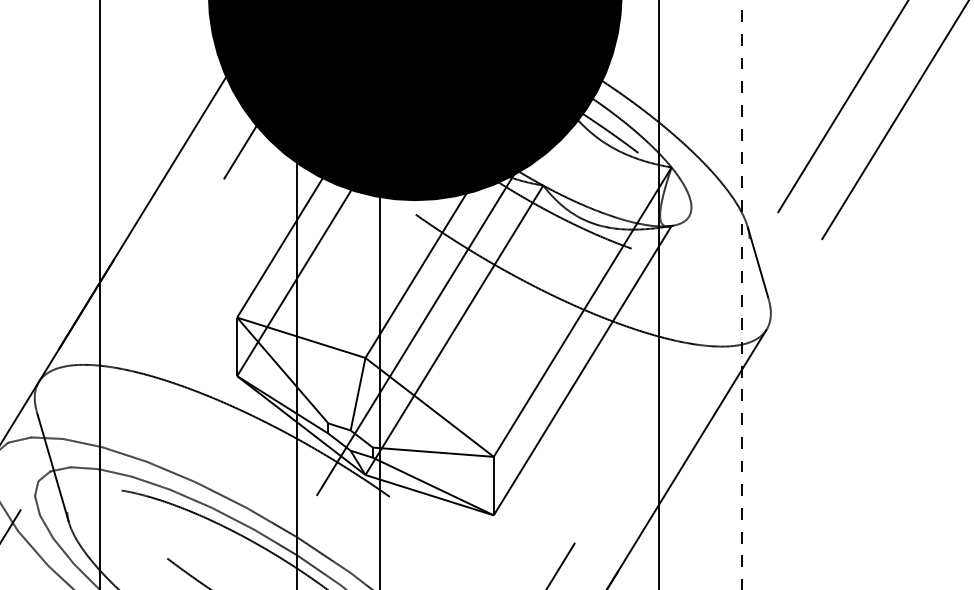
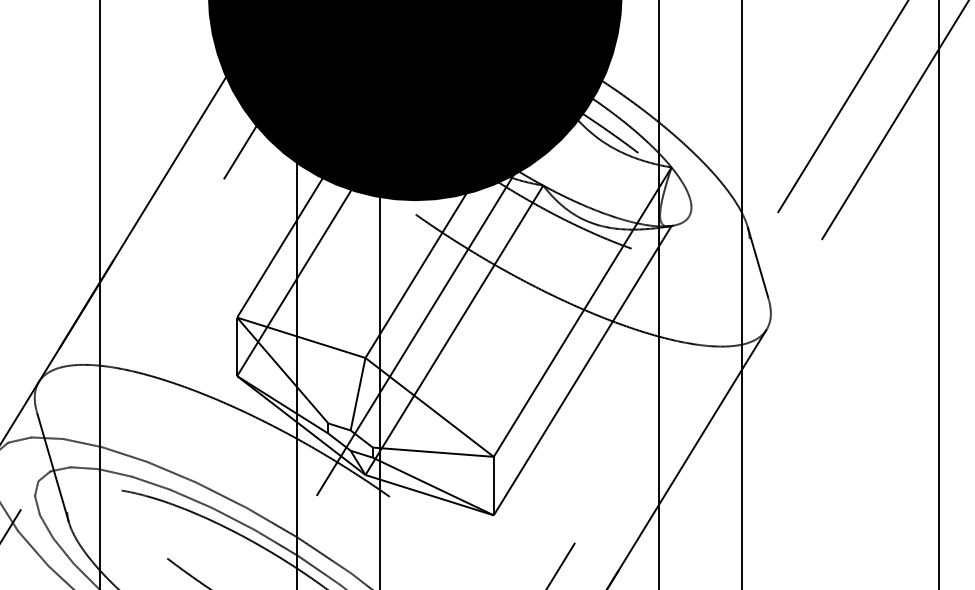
line: dashed -> solid (741, 294)
line: none -> present (938, 294)
